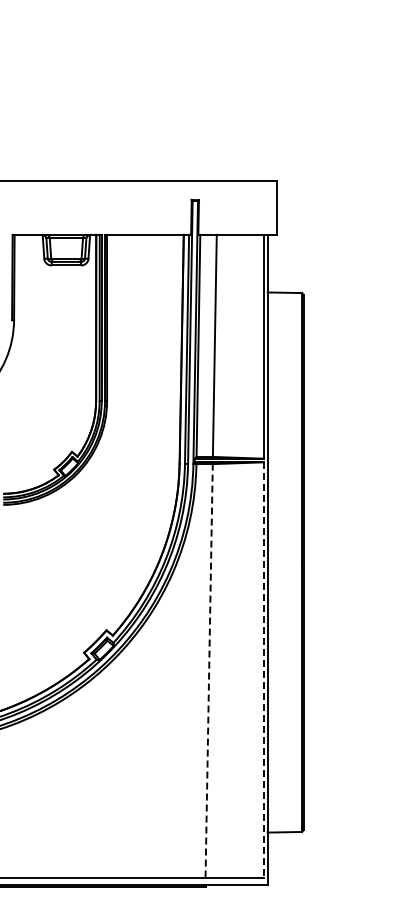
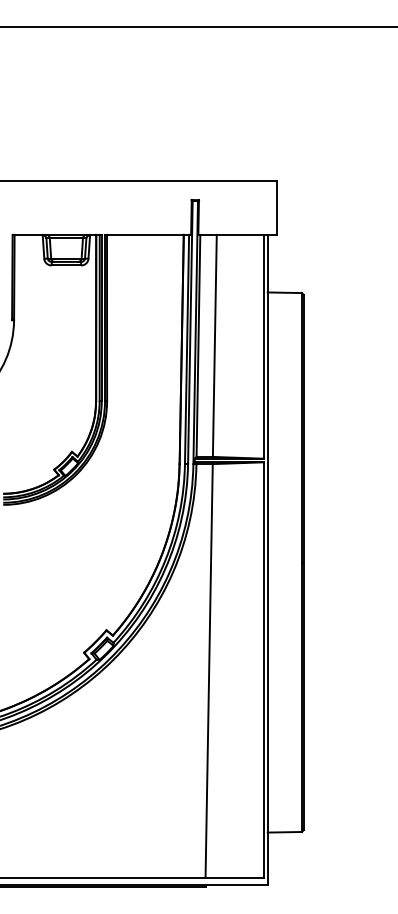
line: none -> present (198, 27)
line: dashed -> solid (263, 669)
line: dashed -> solid (209, 670)
